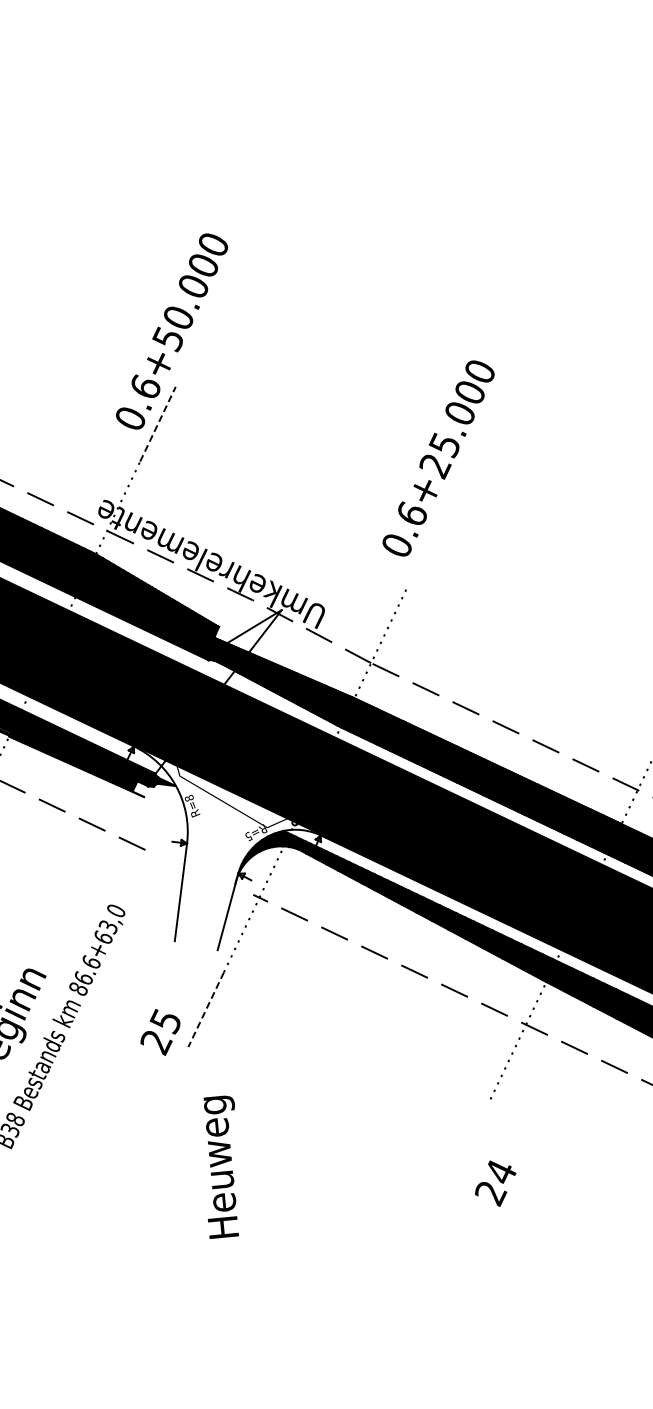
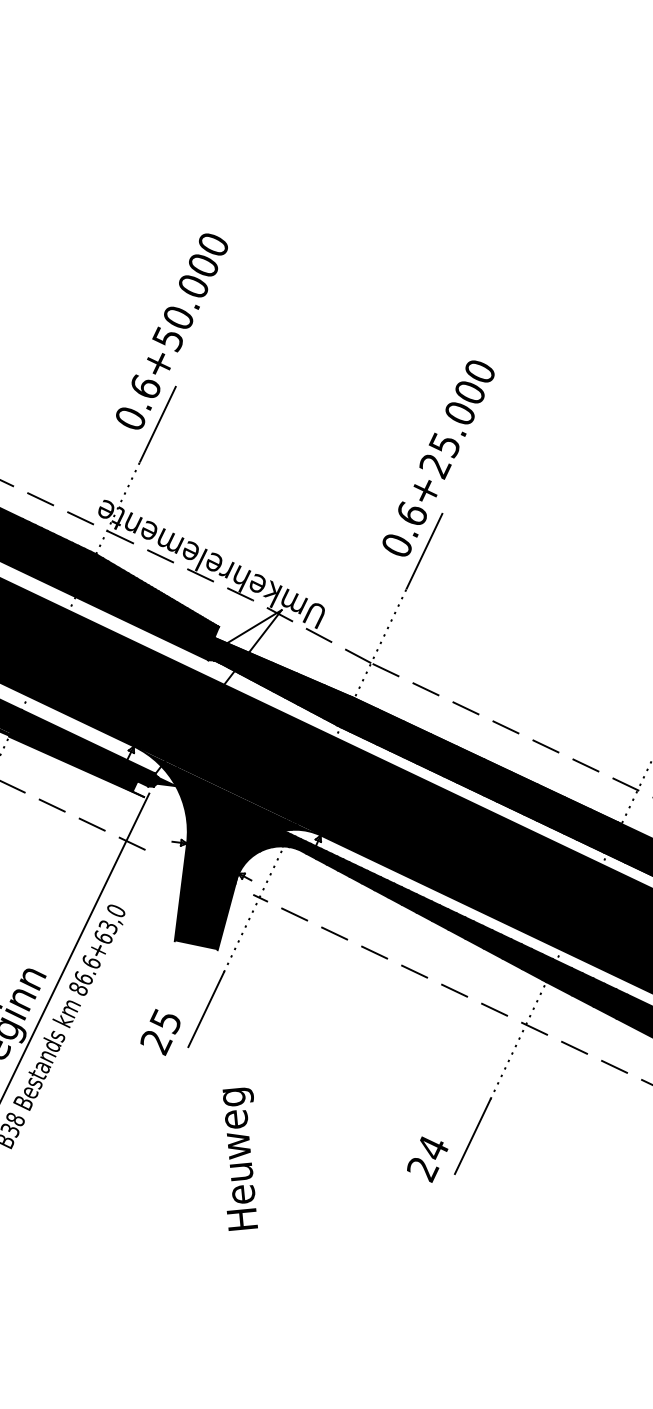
line: dashed -> solid (158, 423)
line: none -> present (424, 550)
fill: none -> present (229, 849)
line: none -> present (75, 945)
line: dashed -> solid (205, 1010)
line: none -> present (472, 1136)
text position: (220, 1166) -> (239, 1158) (239, 1158)
text position: (495, 1183) -> (427, 1159) (427, 1159)
